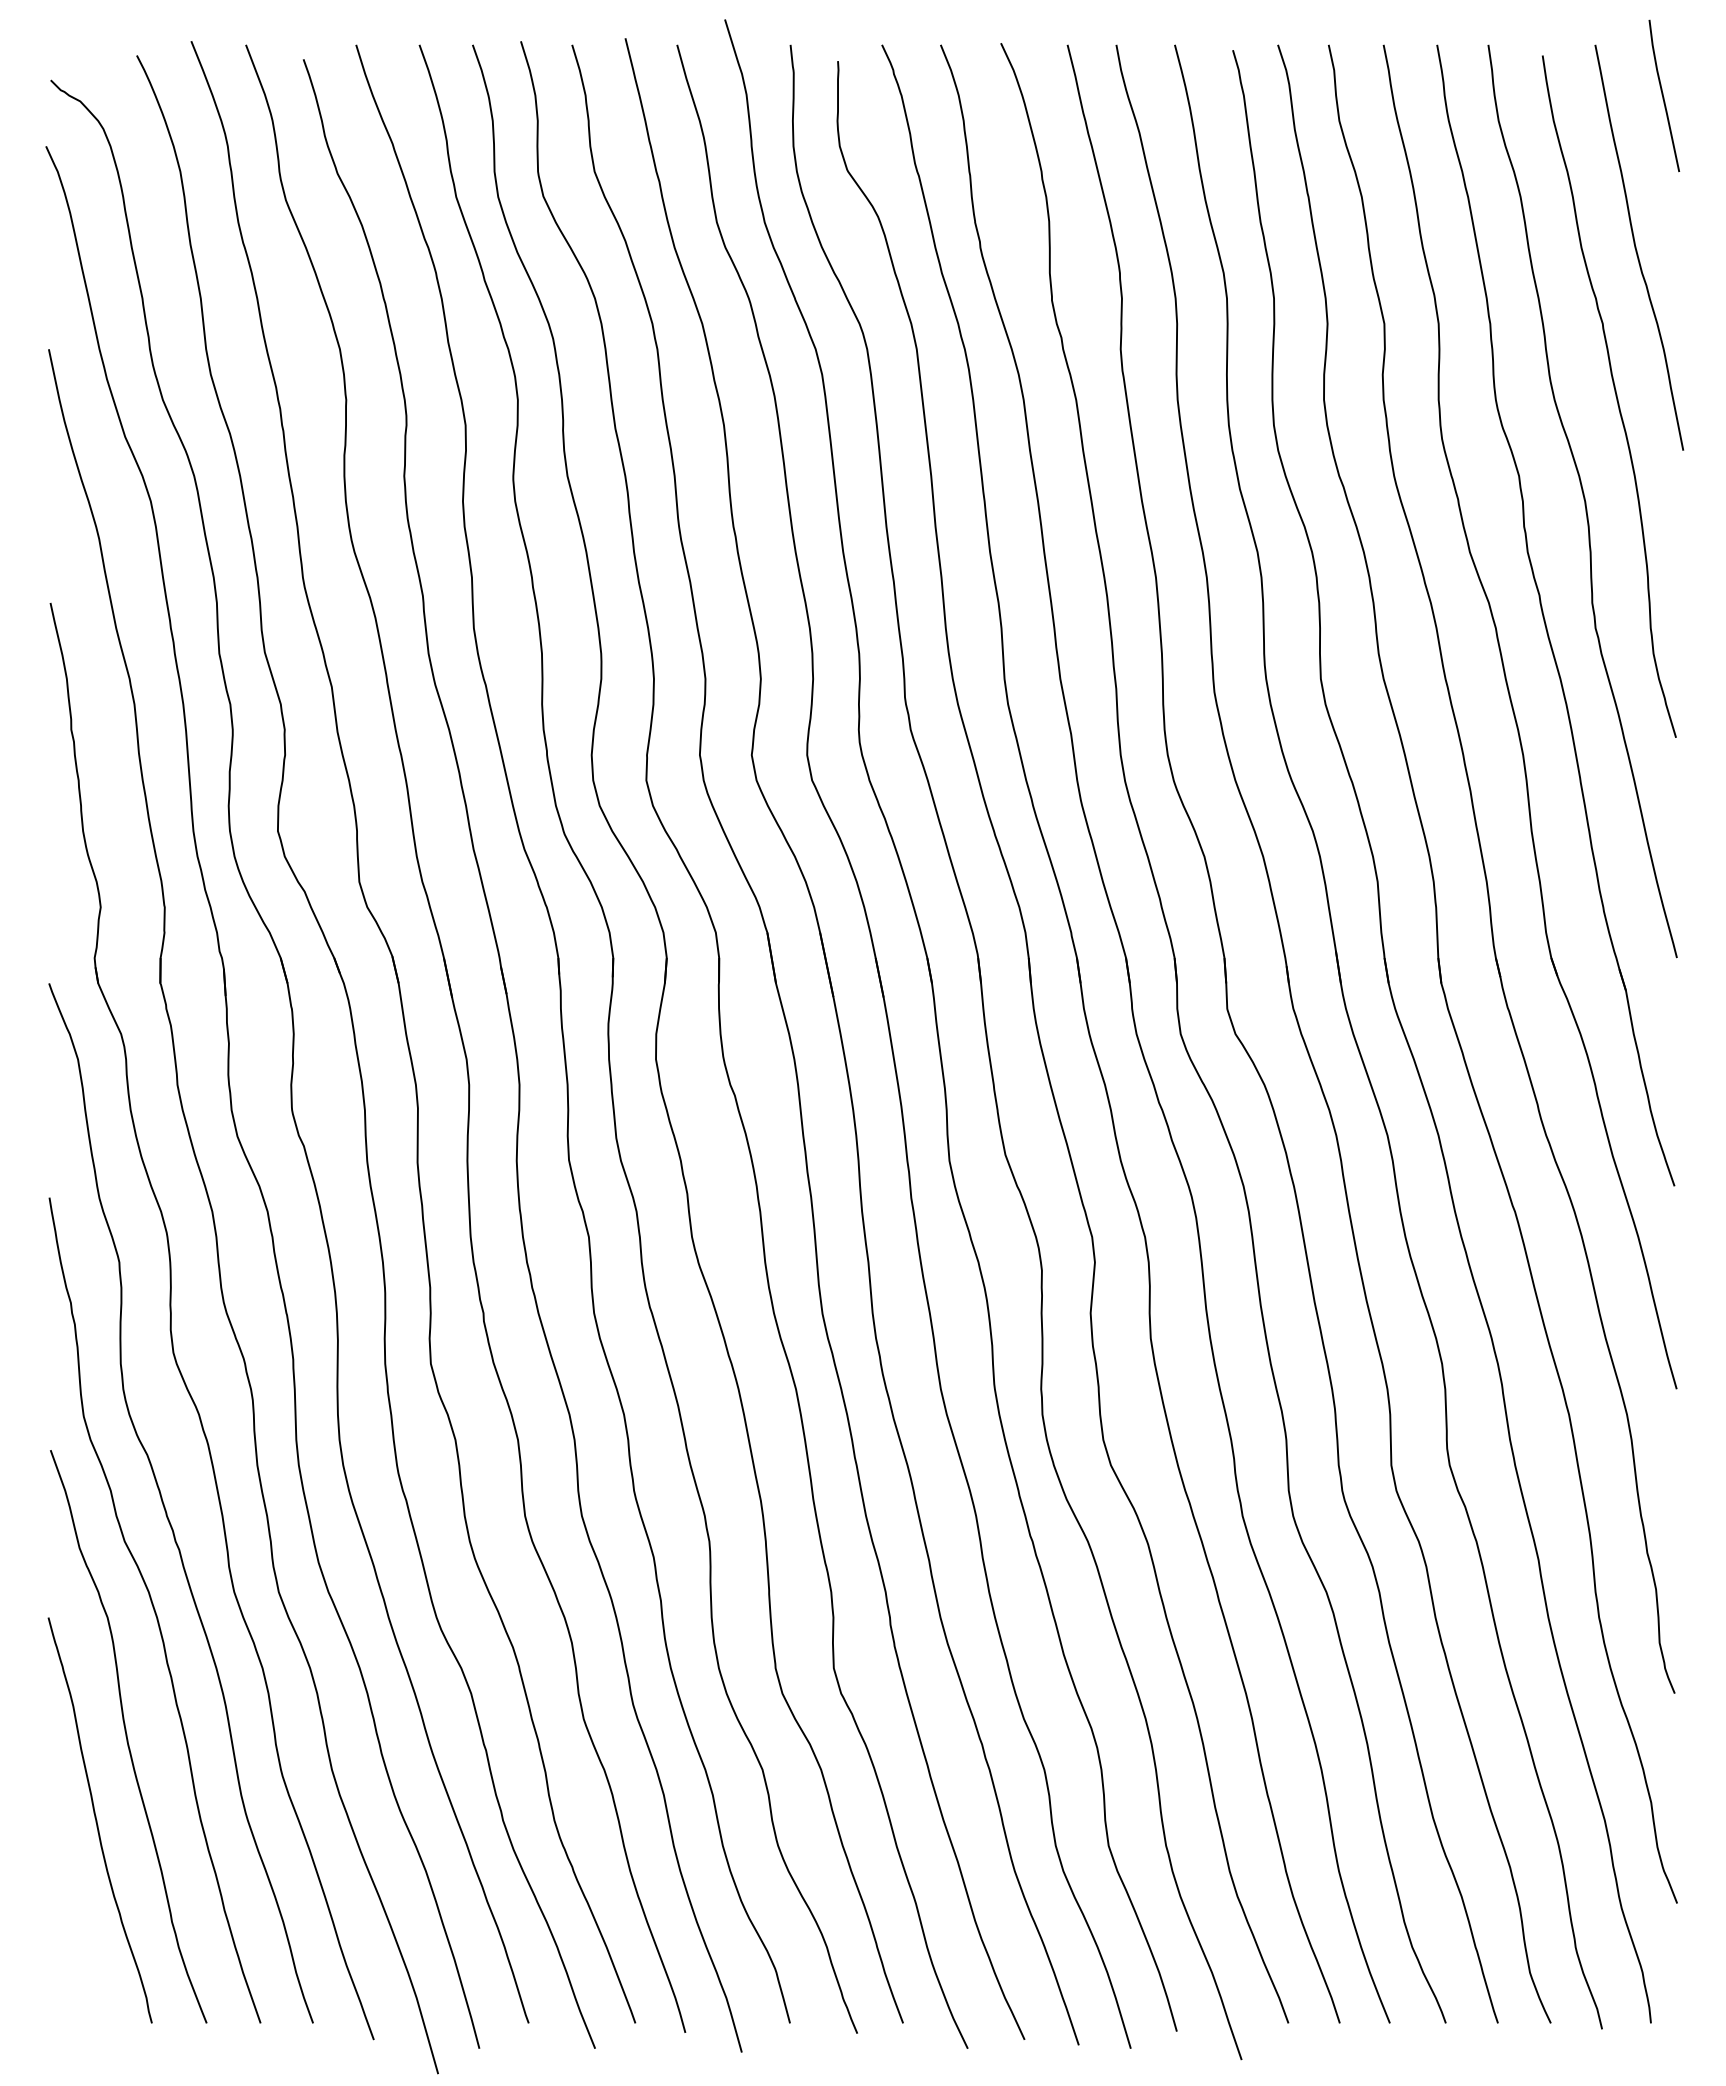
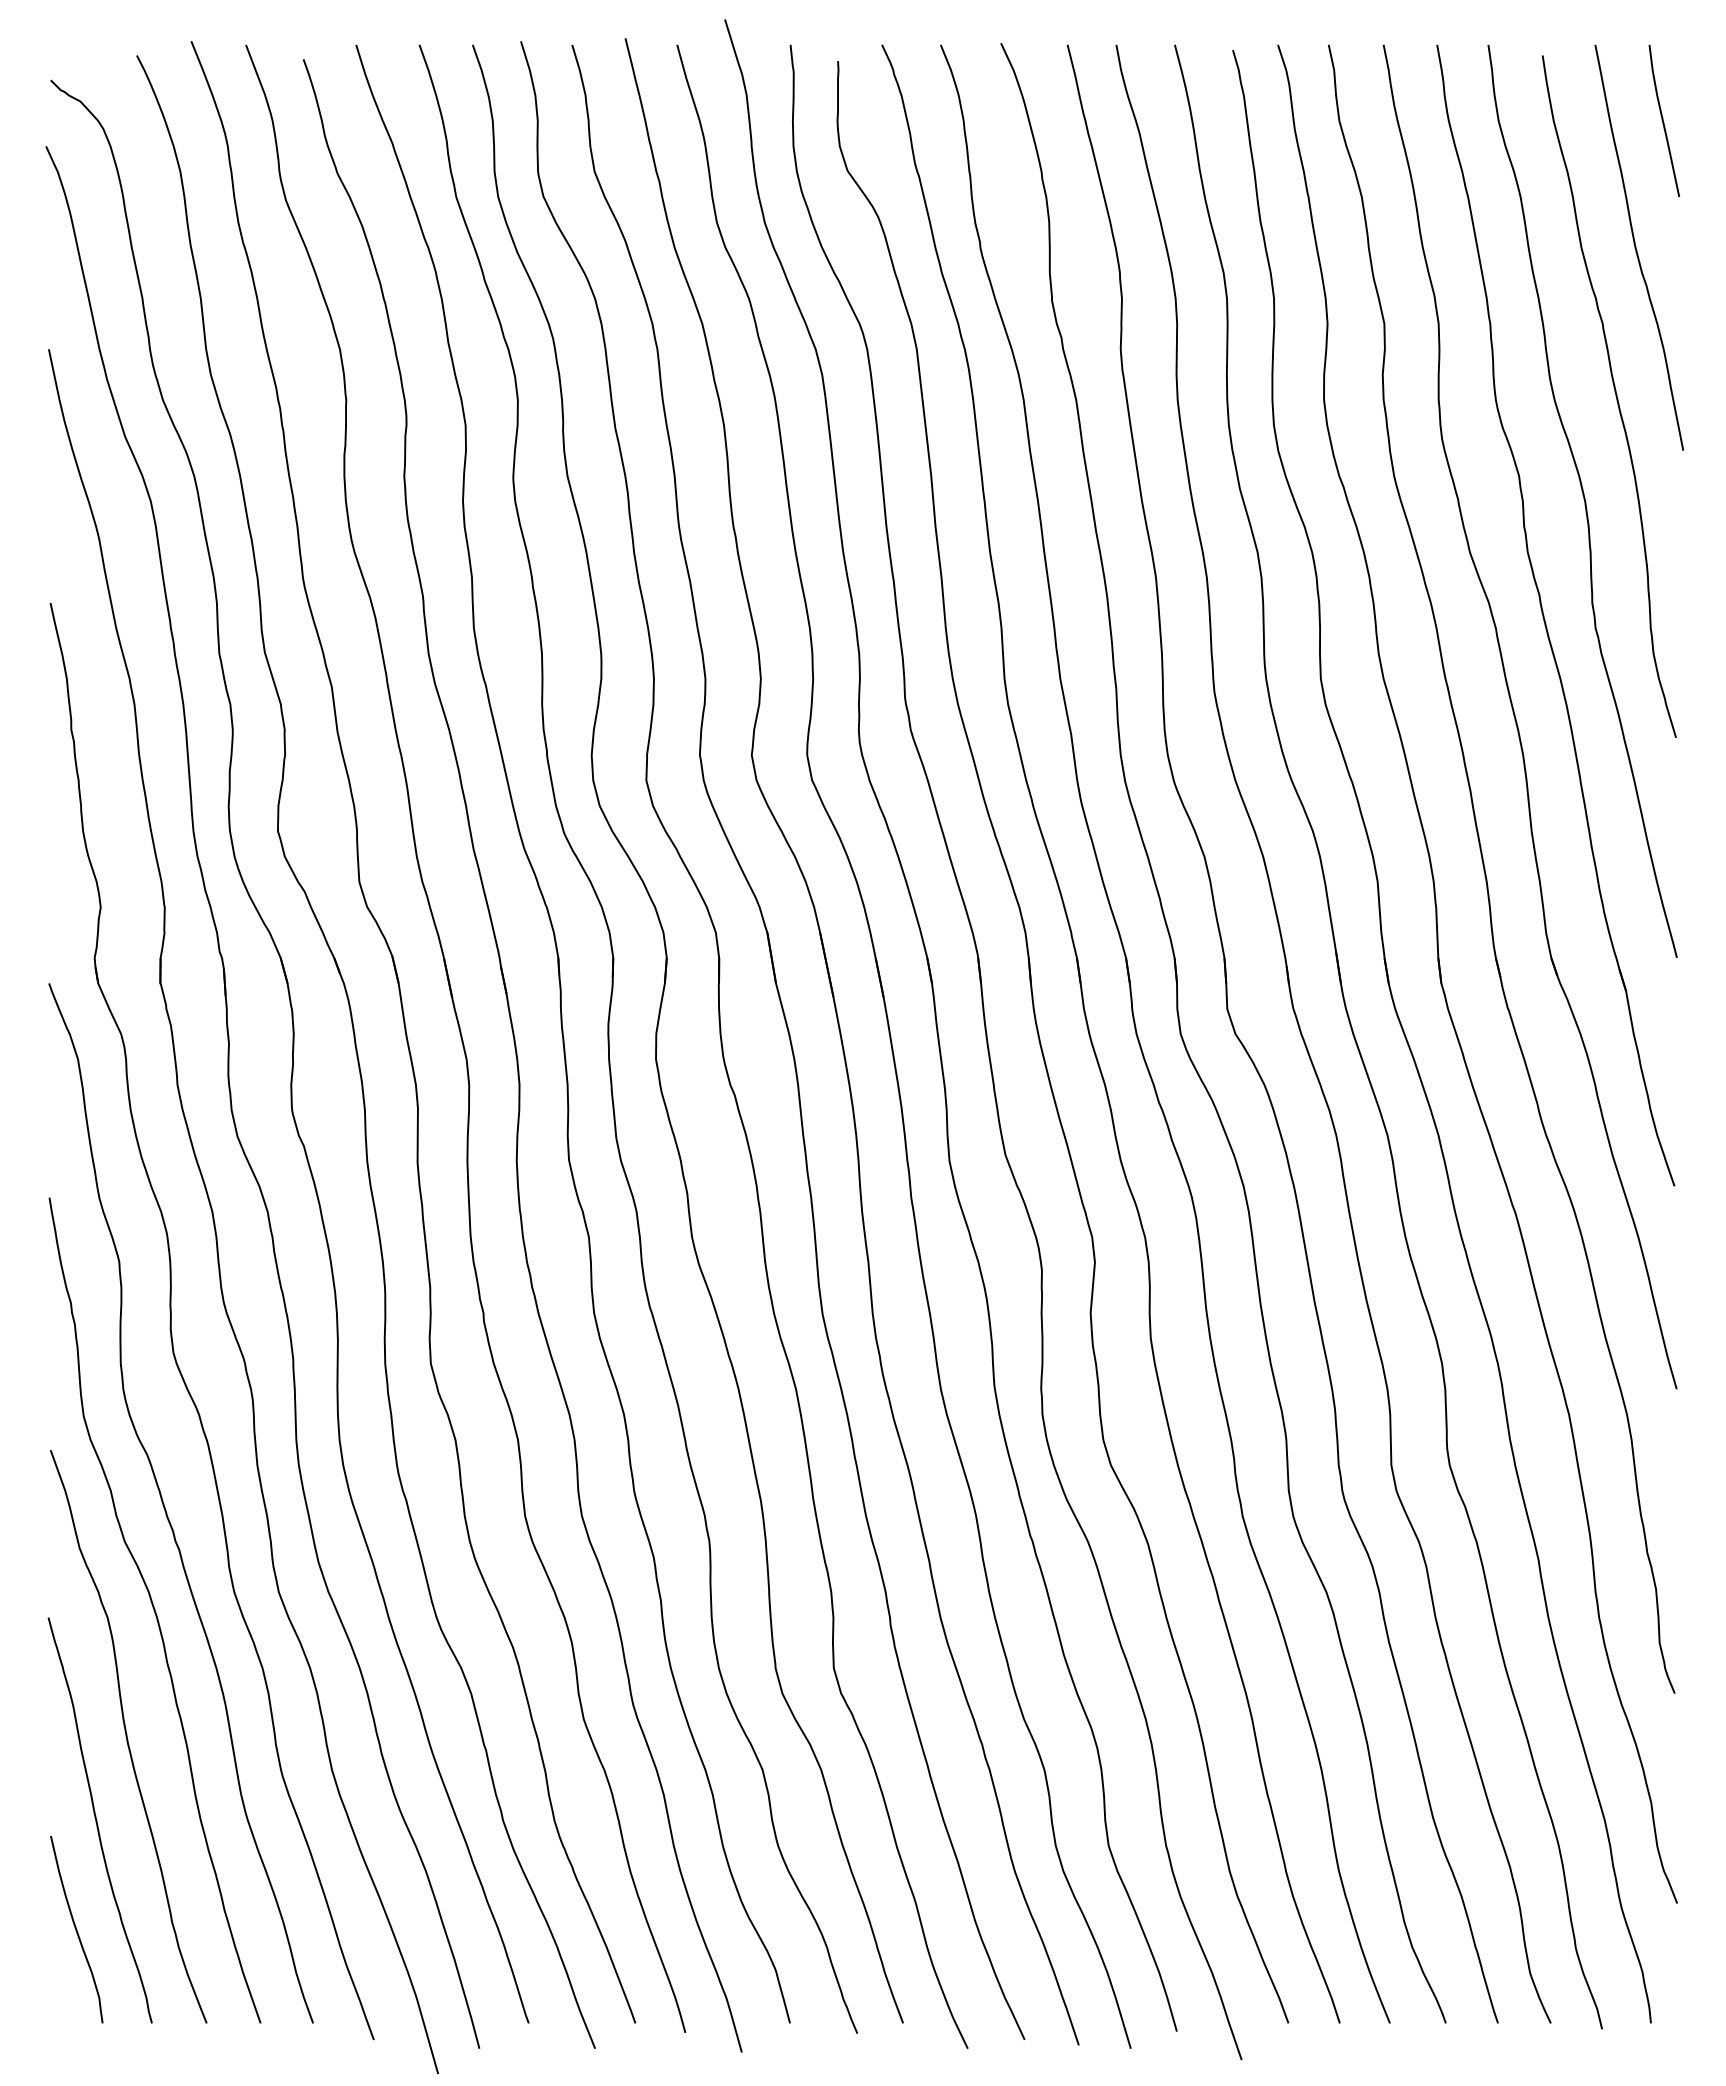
line position: (1663, 95) -> (1663, 120) (1663, 120)
curve: none -> present (76, 1929)
